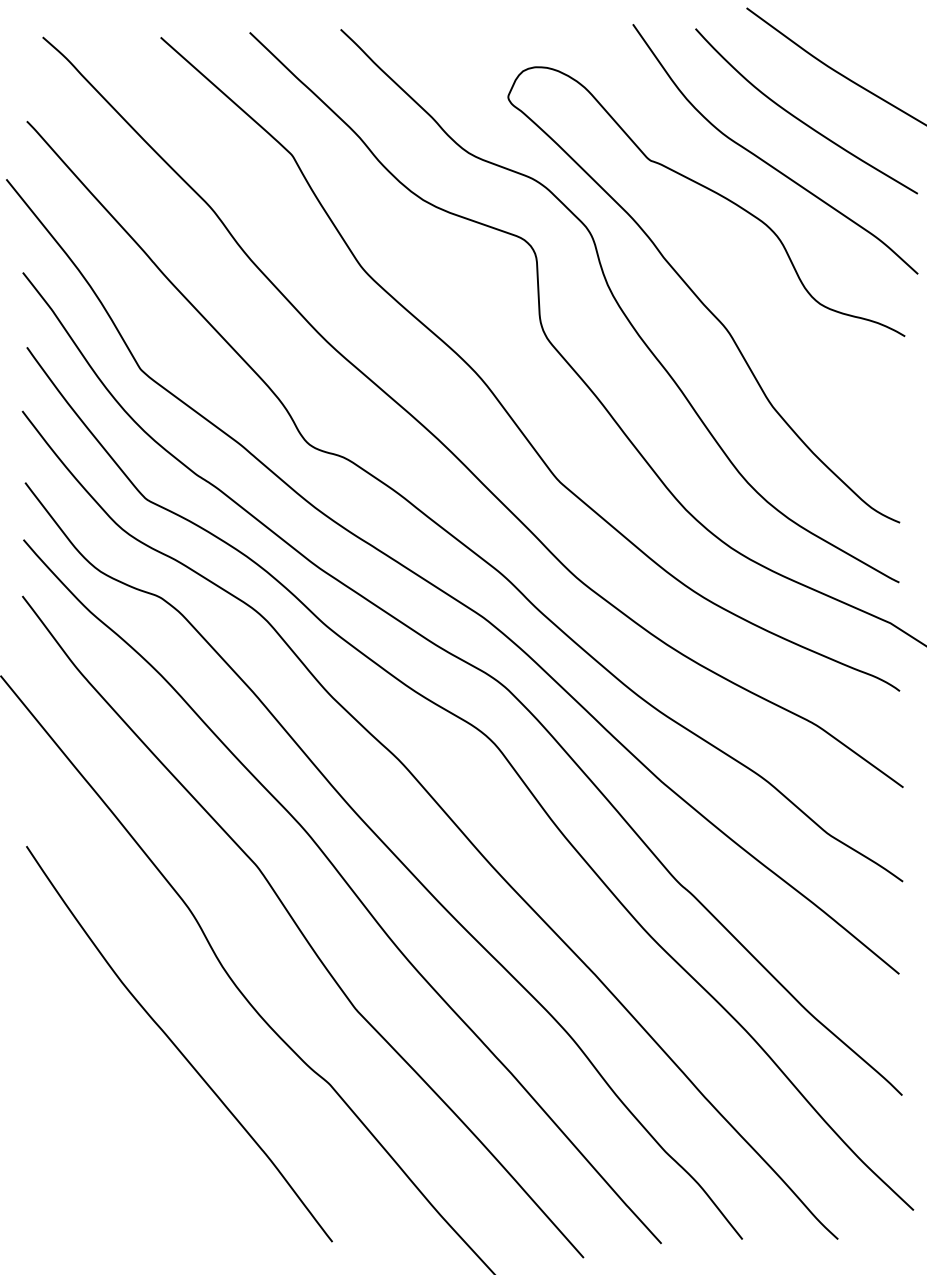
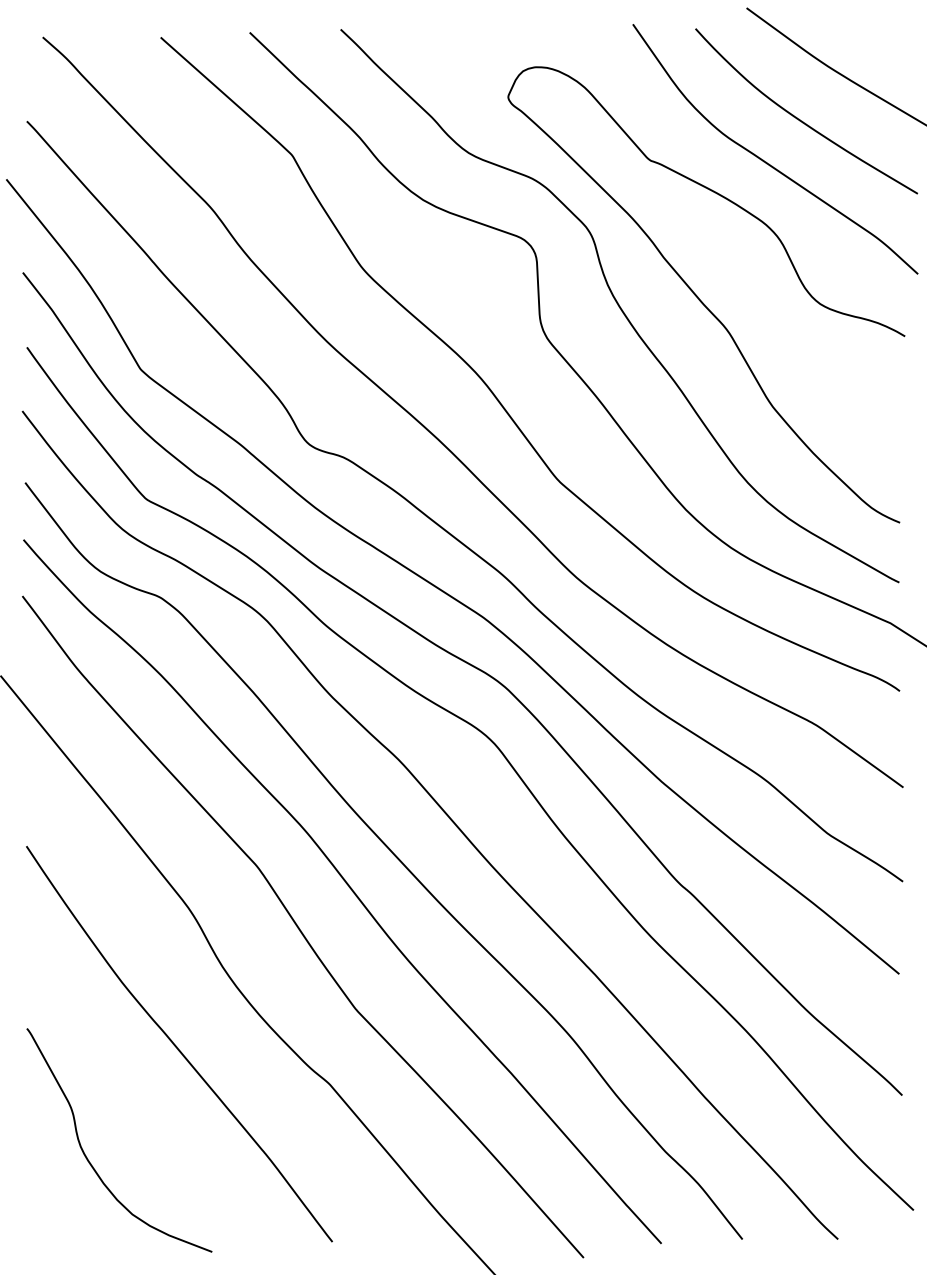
curve: none -> present (89, 1160)
